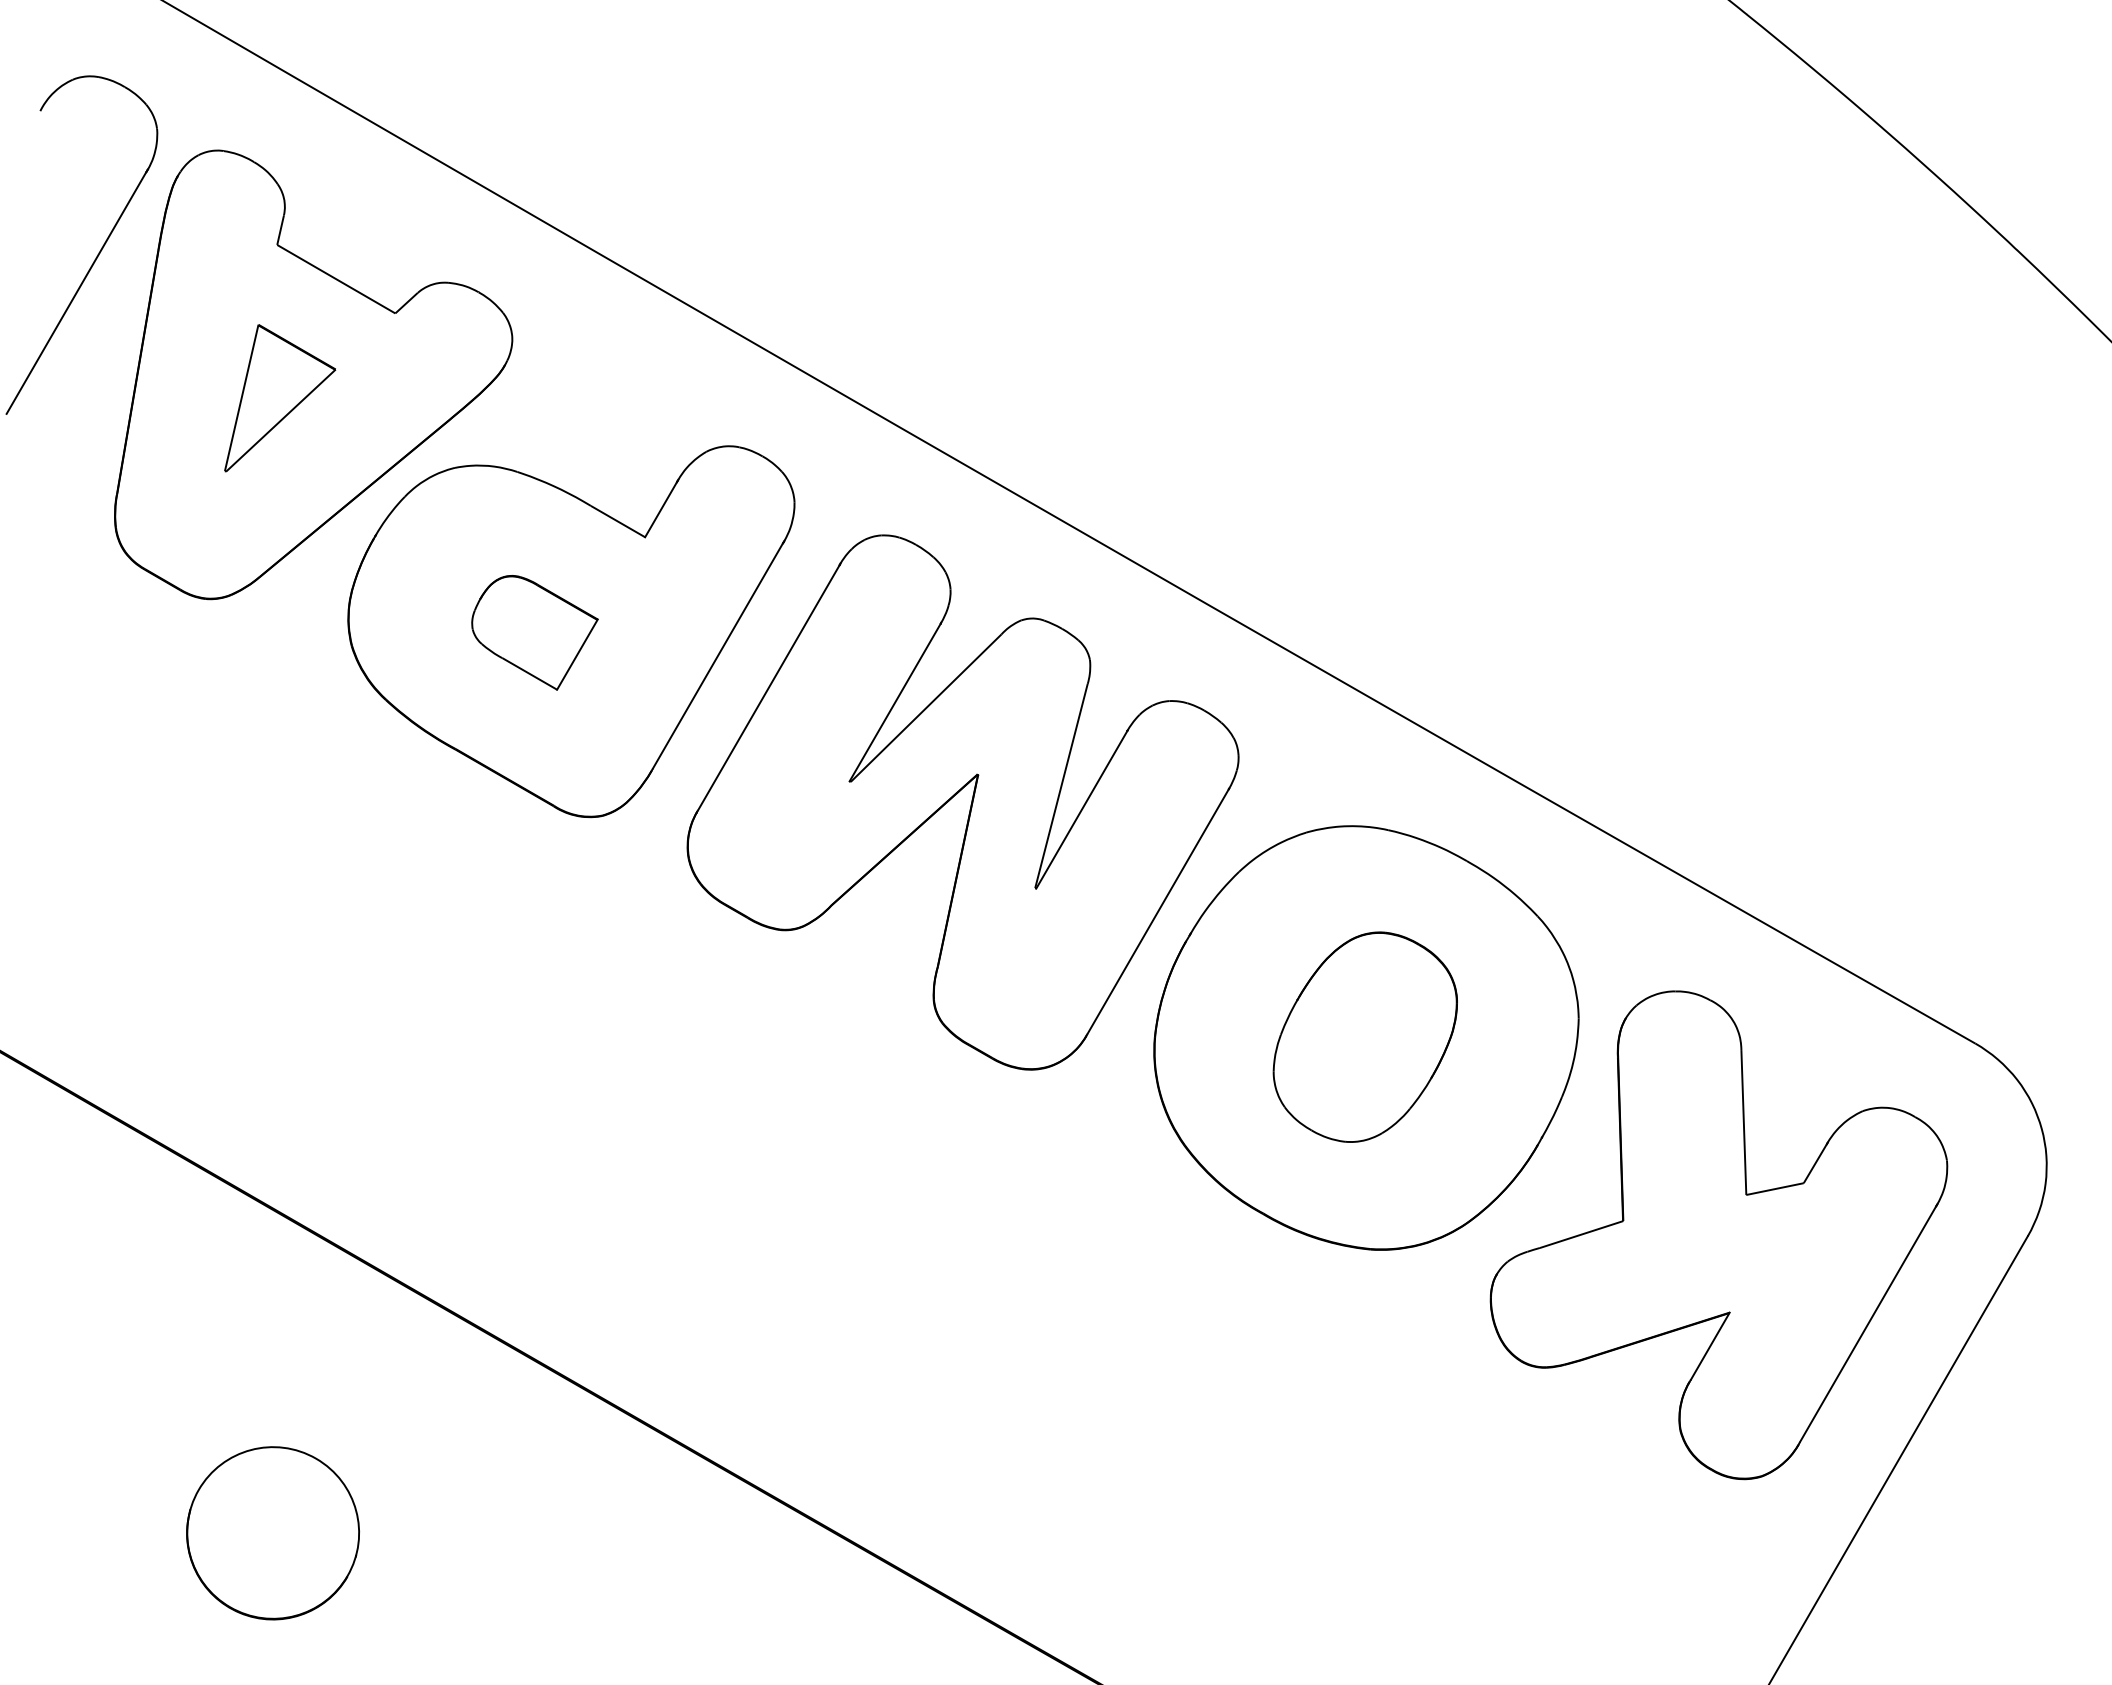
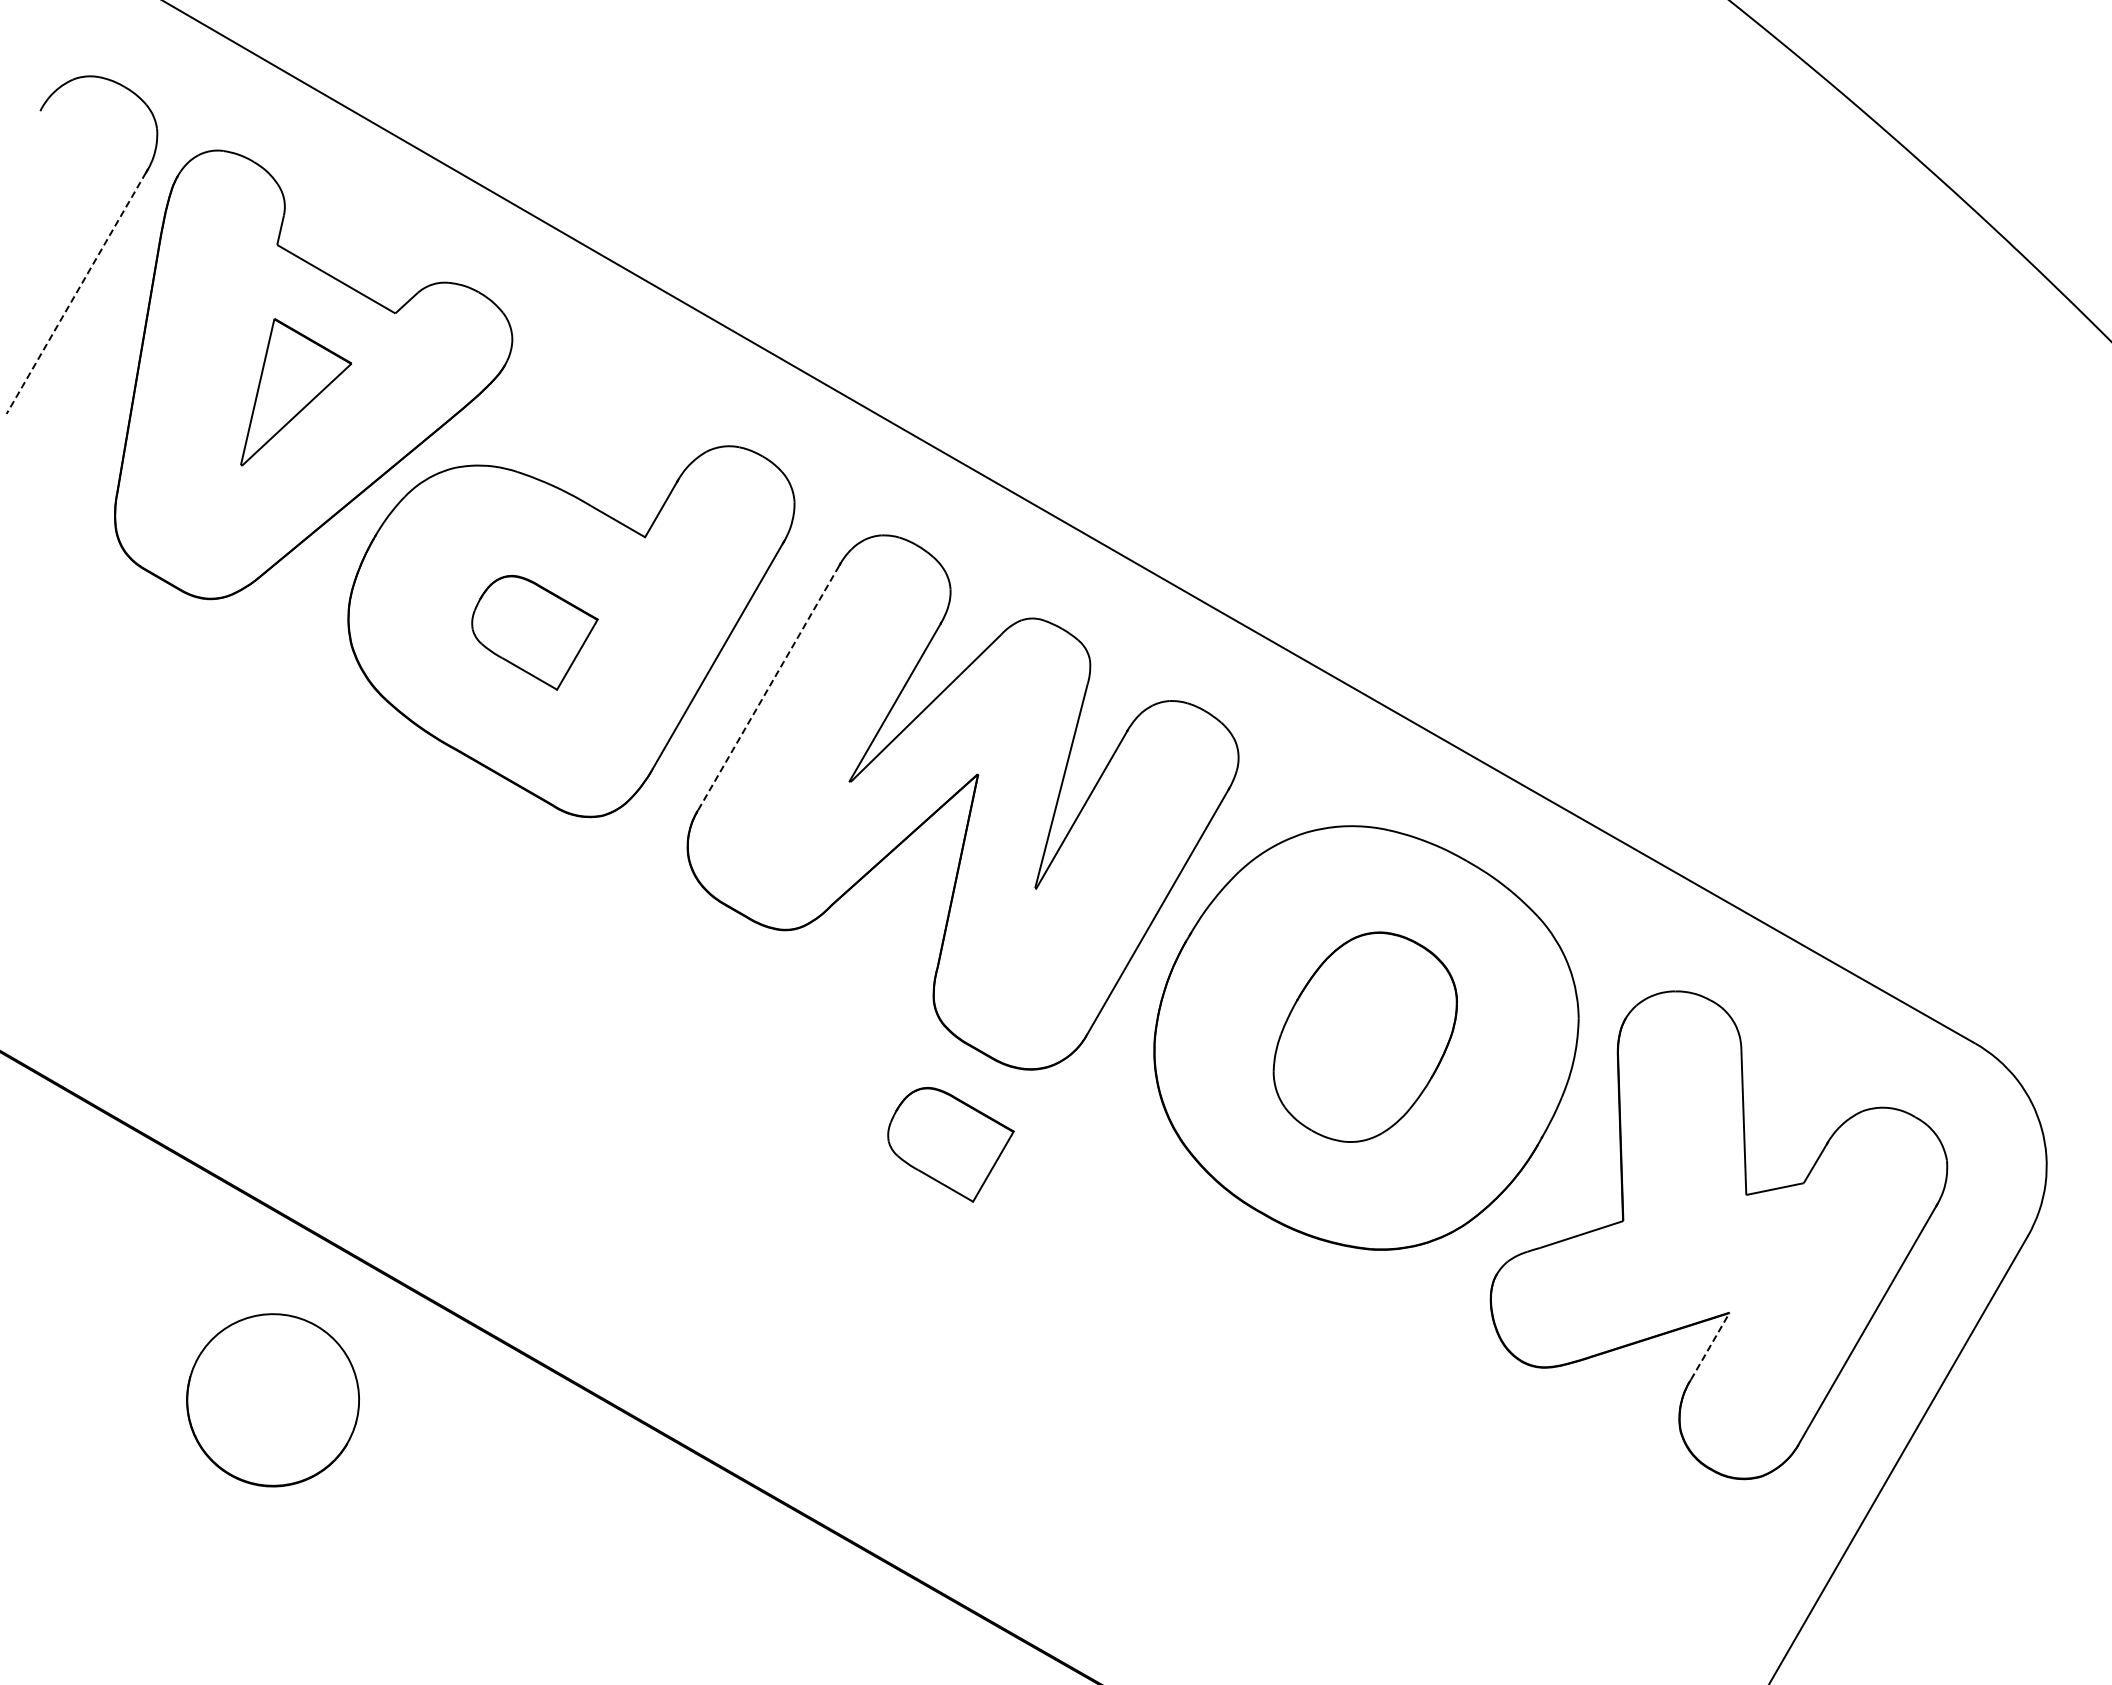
line: solid -> dashed (76, 293)
part position: (280, 398) -> (296, 392) (296, 392)
line: solid -> dashed (769, 687)
part: none -> present (950, 1144)
line: solid -> dashed (1710, 1346)
part position: (272, 1533) -> (272, 1400) (272, 1400)
